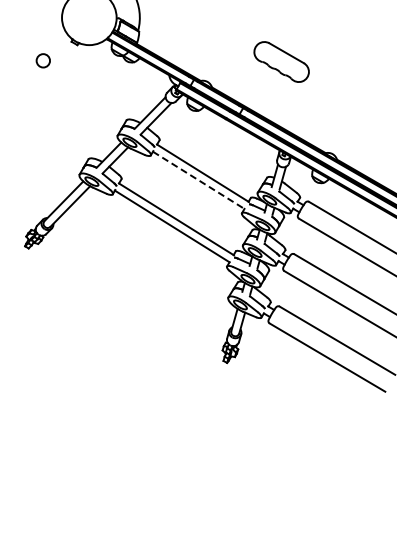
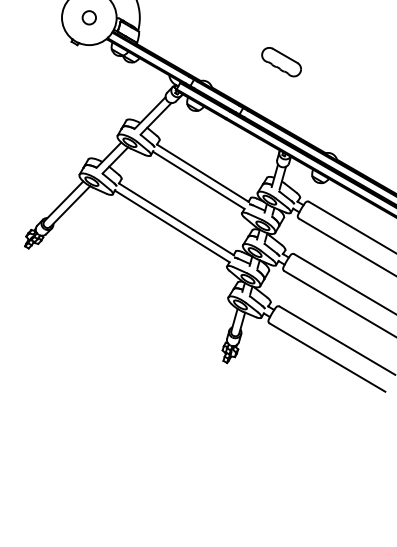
circle position: (42, 60) -> (88, 17) (88, 17)
part size: 57x42 px -> 41x31 px (281, 62)
line: dashed -> solid (198, 180)
